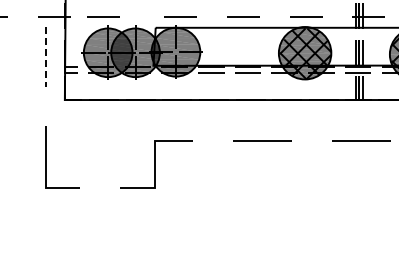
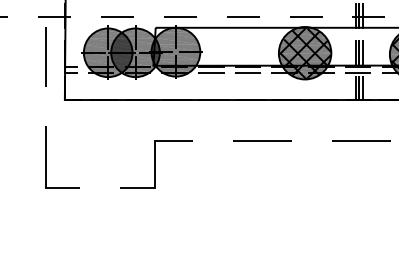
line position: (103, 16) -> (117, 16) (117, 16)
line: dashed -> solid (45, 56)
